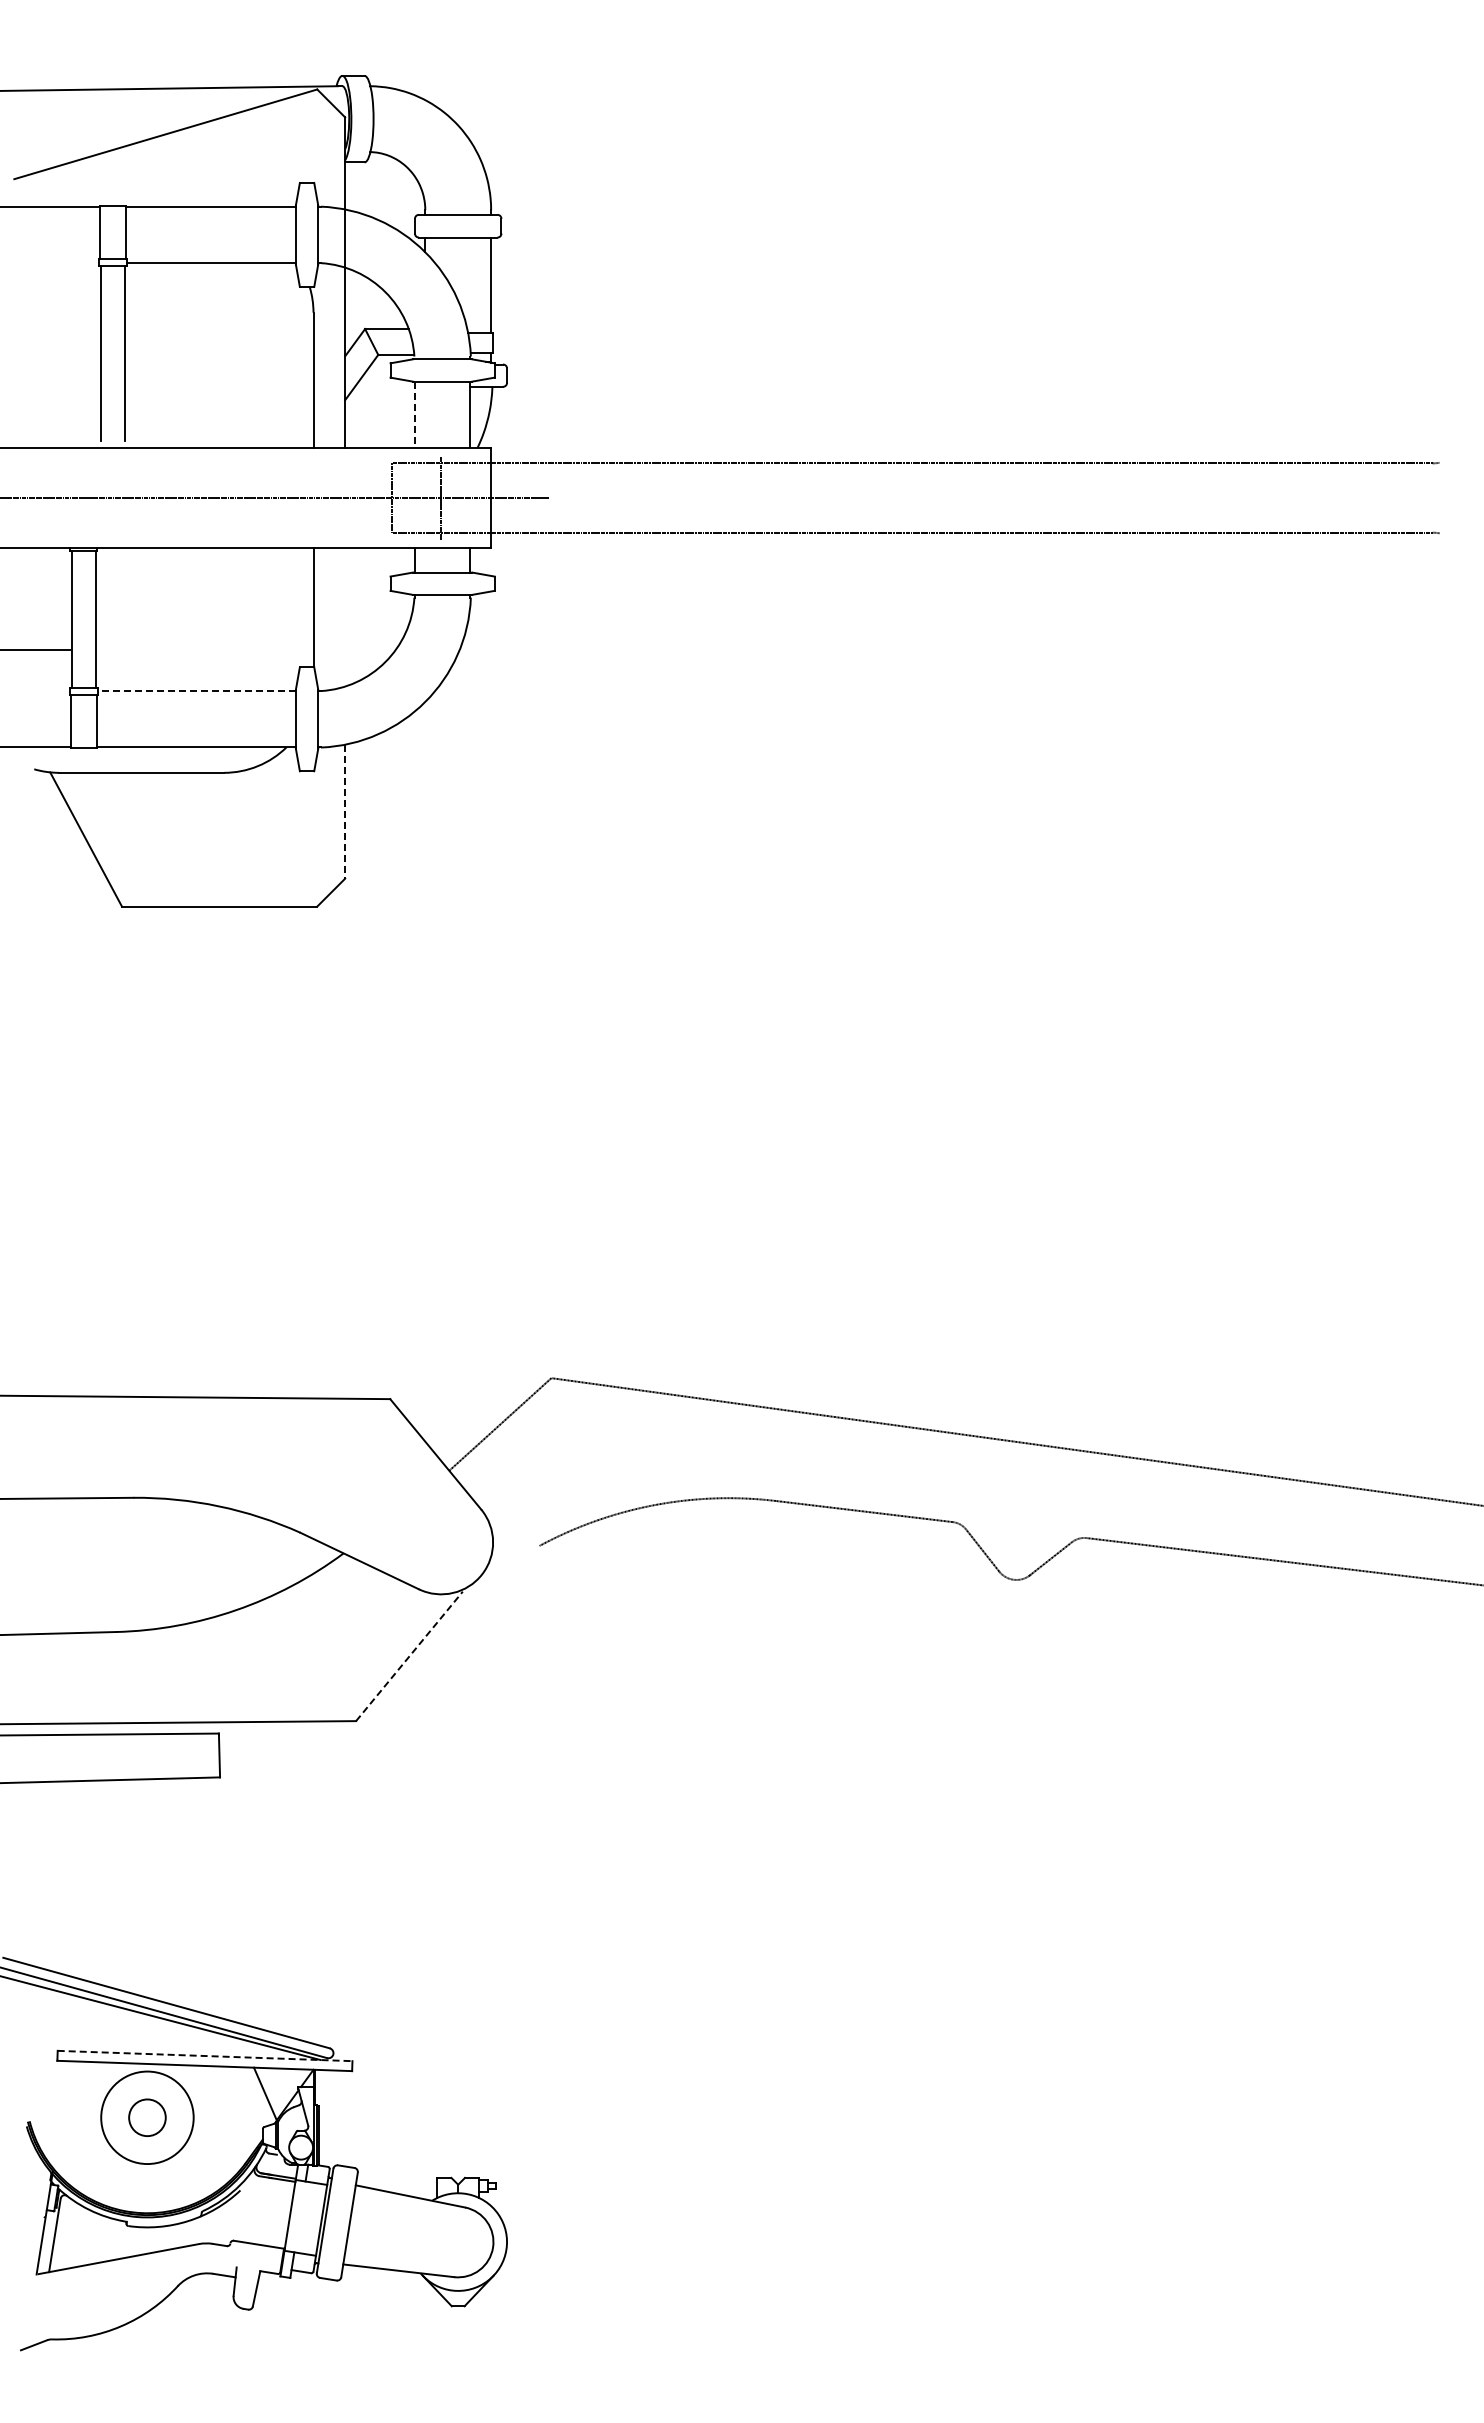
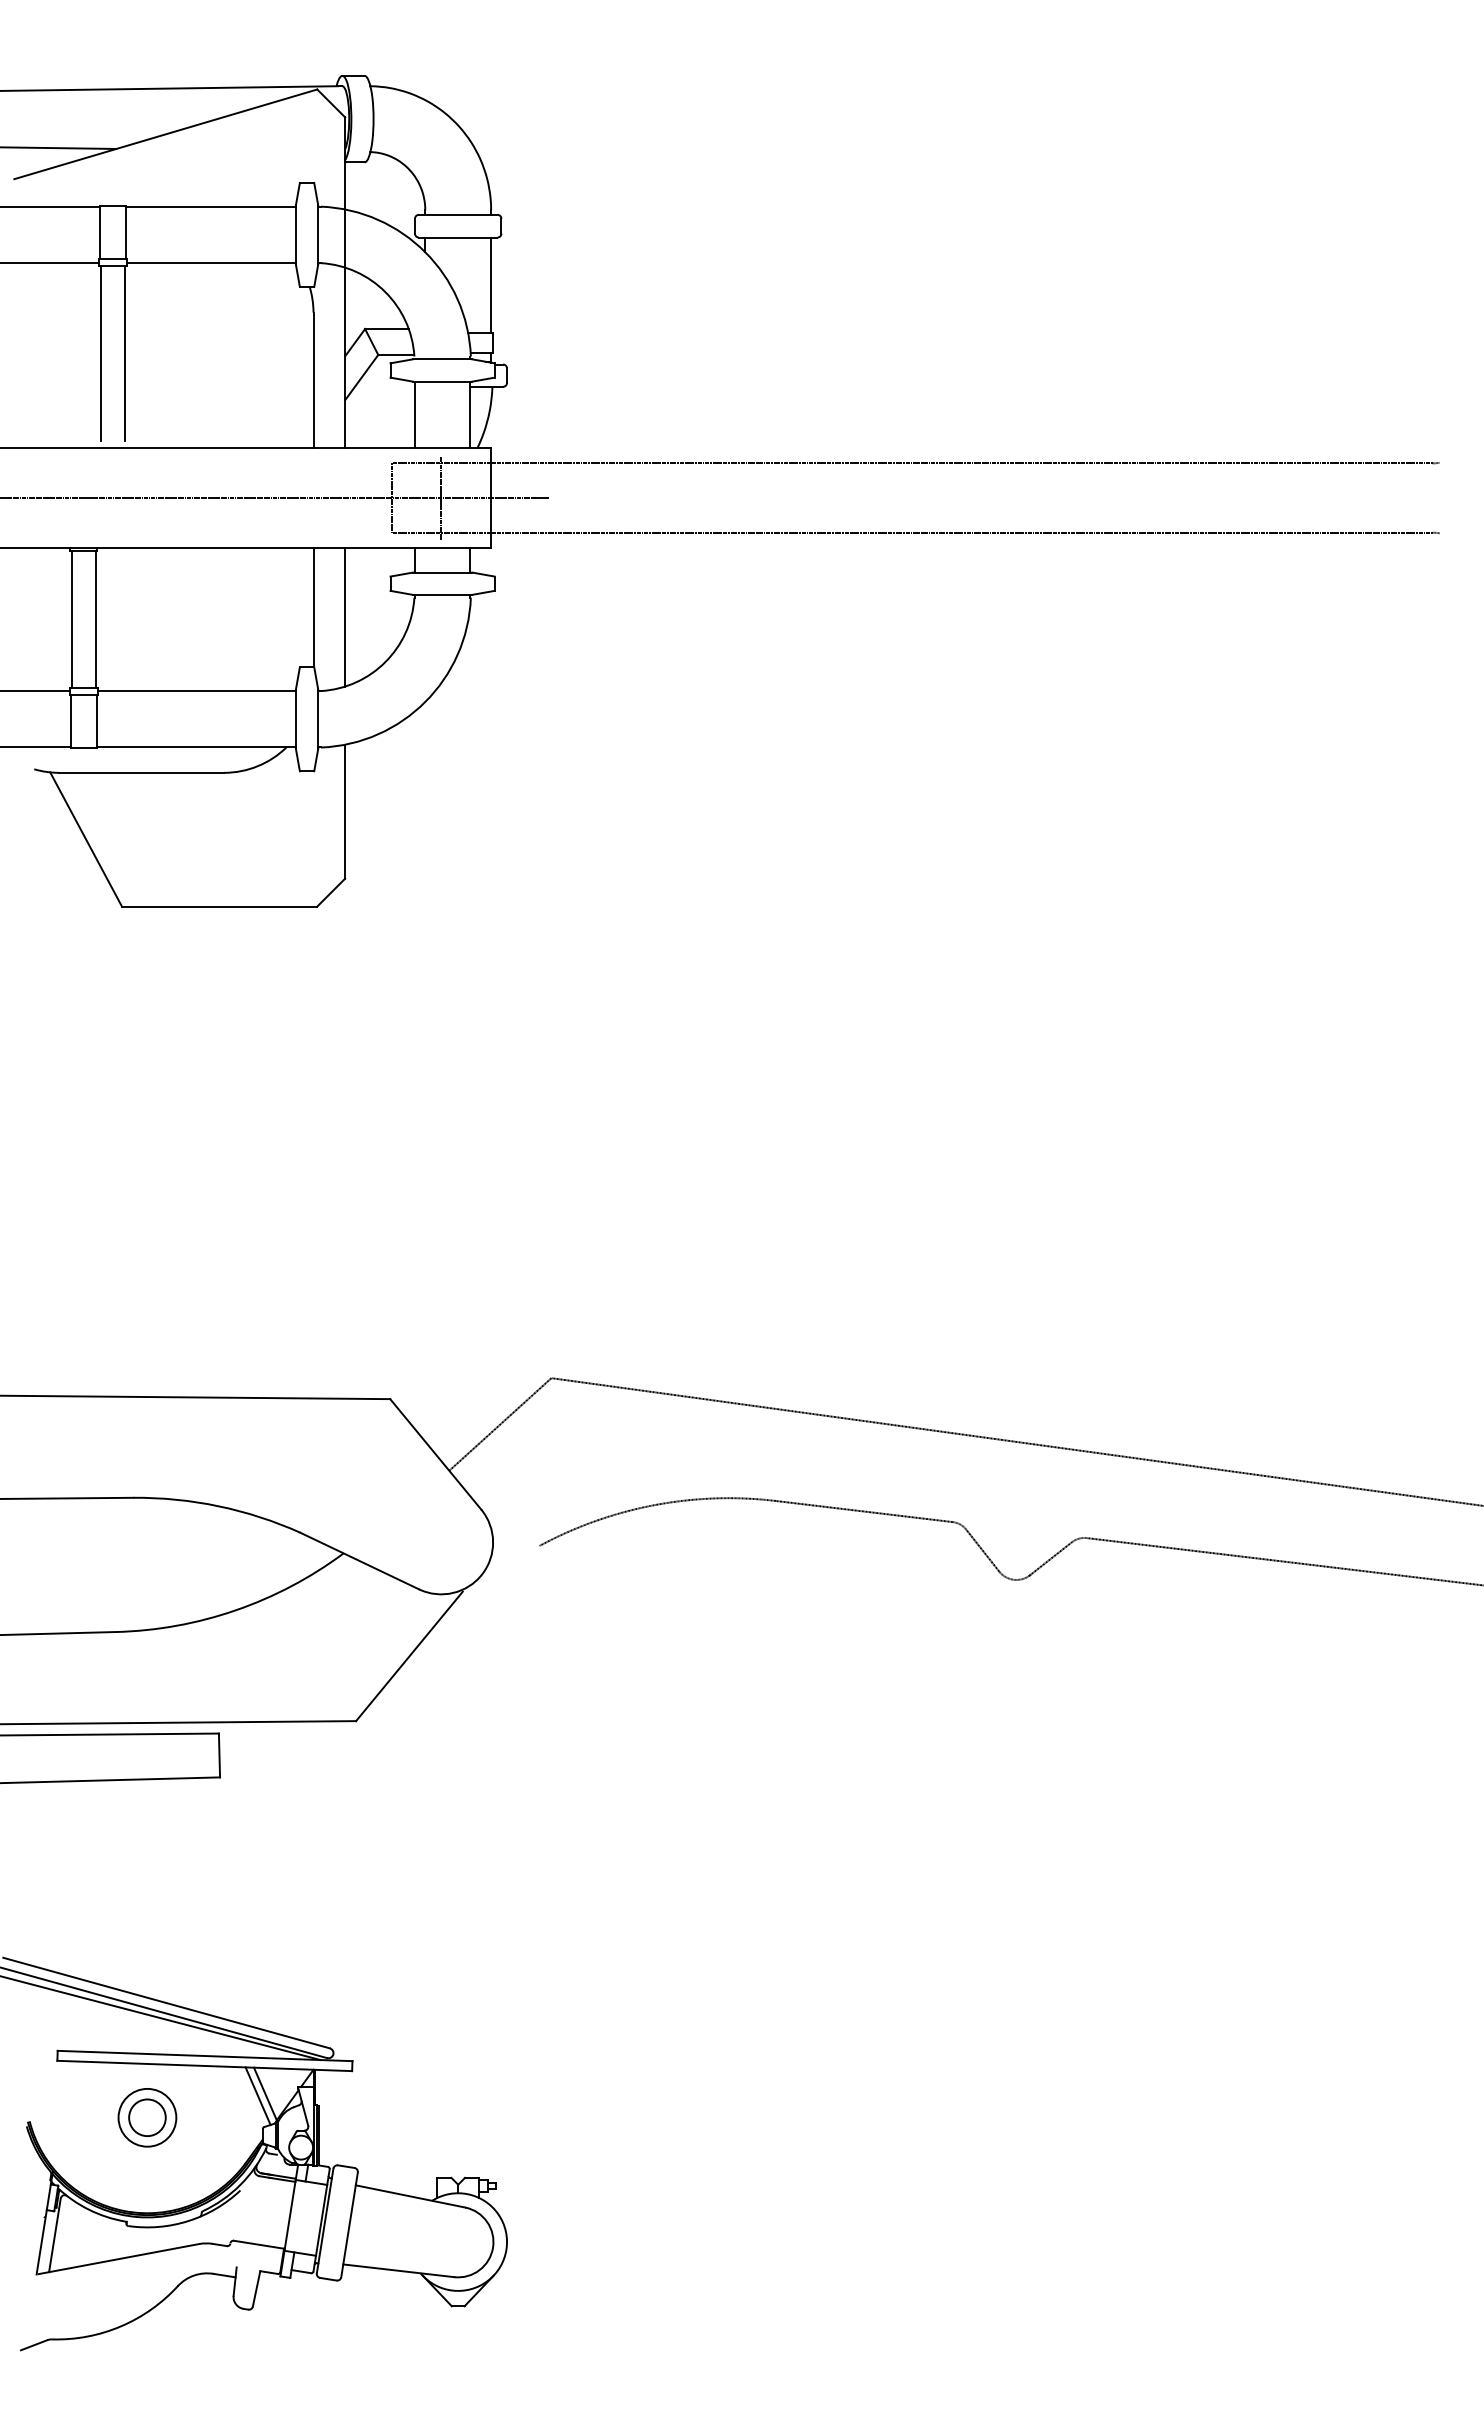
line: none -> present (59, 147)
line: none -> present (50, 262)
line: dashed -> solid (414, 414)
line: none -> present (345, 616)
line position: (35, 650) -> (35, 691) (35, 691)
line: dashed -> solid (196, 691)
line: dashed -> solid (345, 811)
line: dashed -> solid (409, 1656)
line: dashed -> solid (205, 2056)
line: none -> present (257, 2095)
circle diameter: 92 px -> 58 px (147, 2117)
